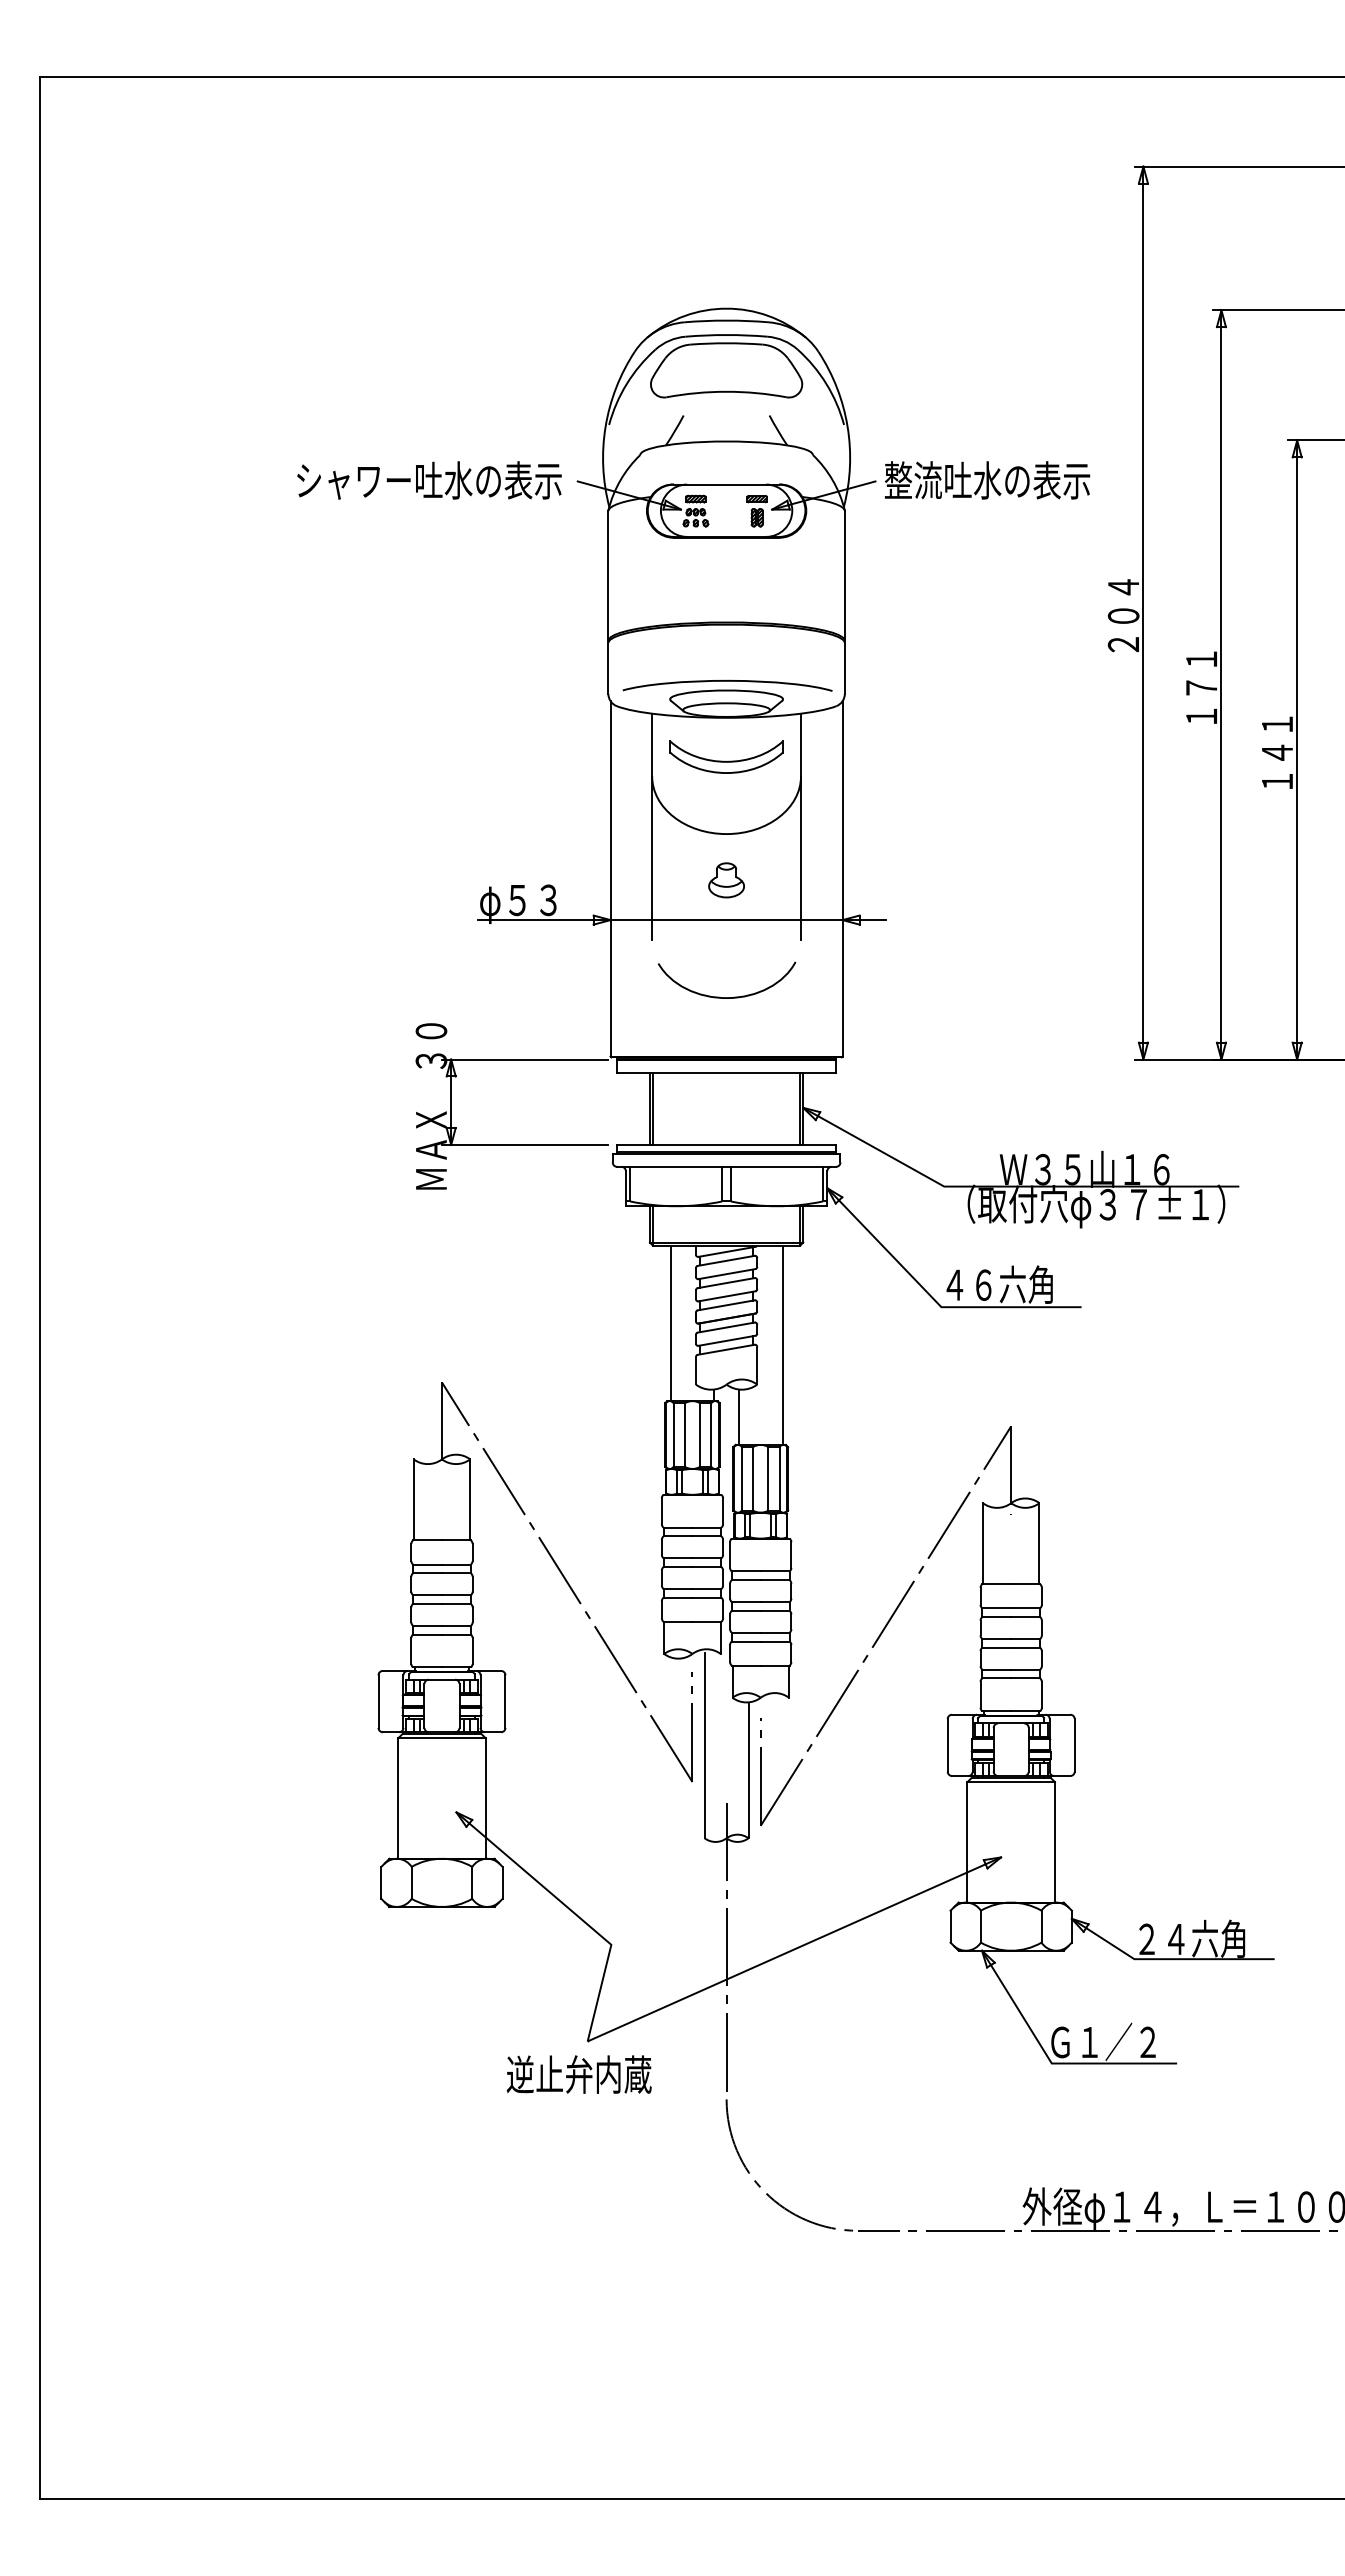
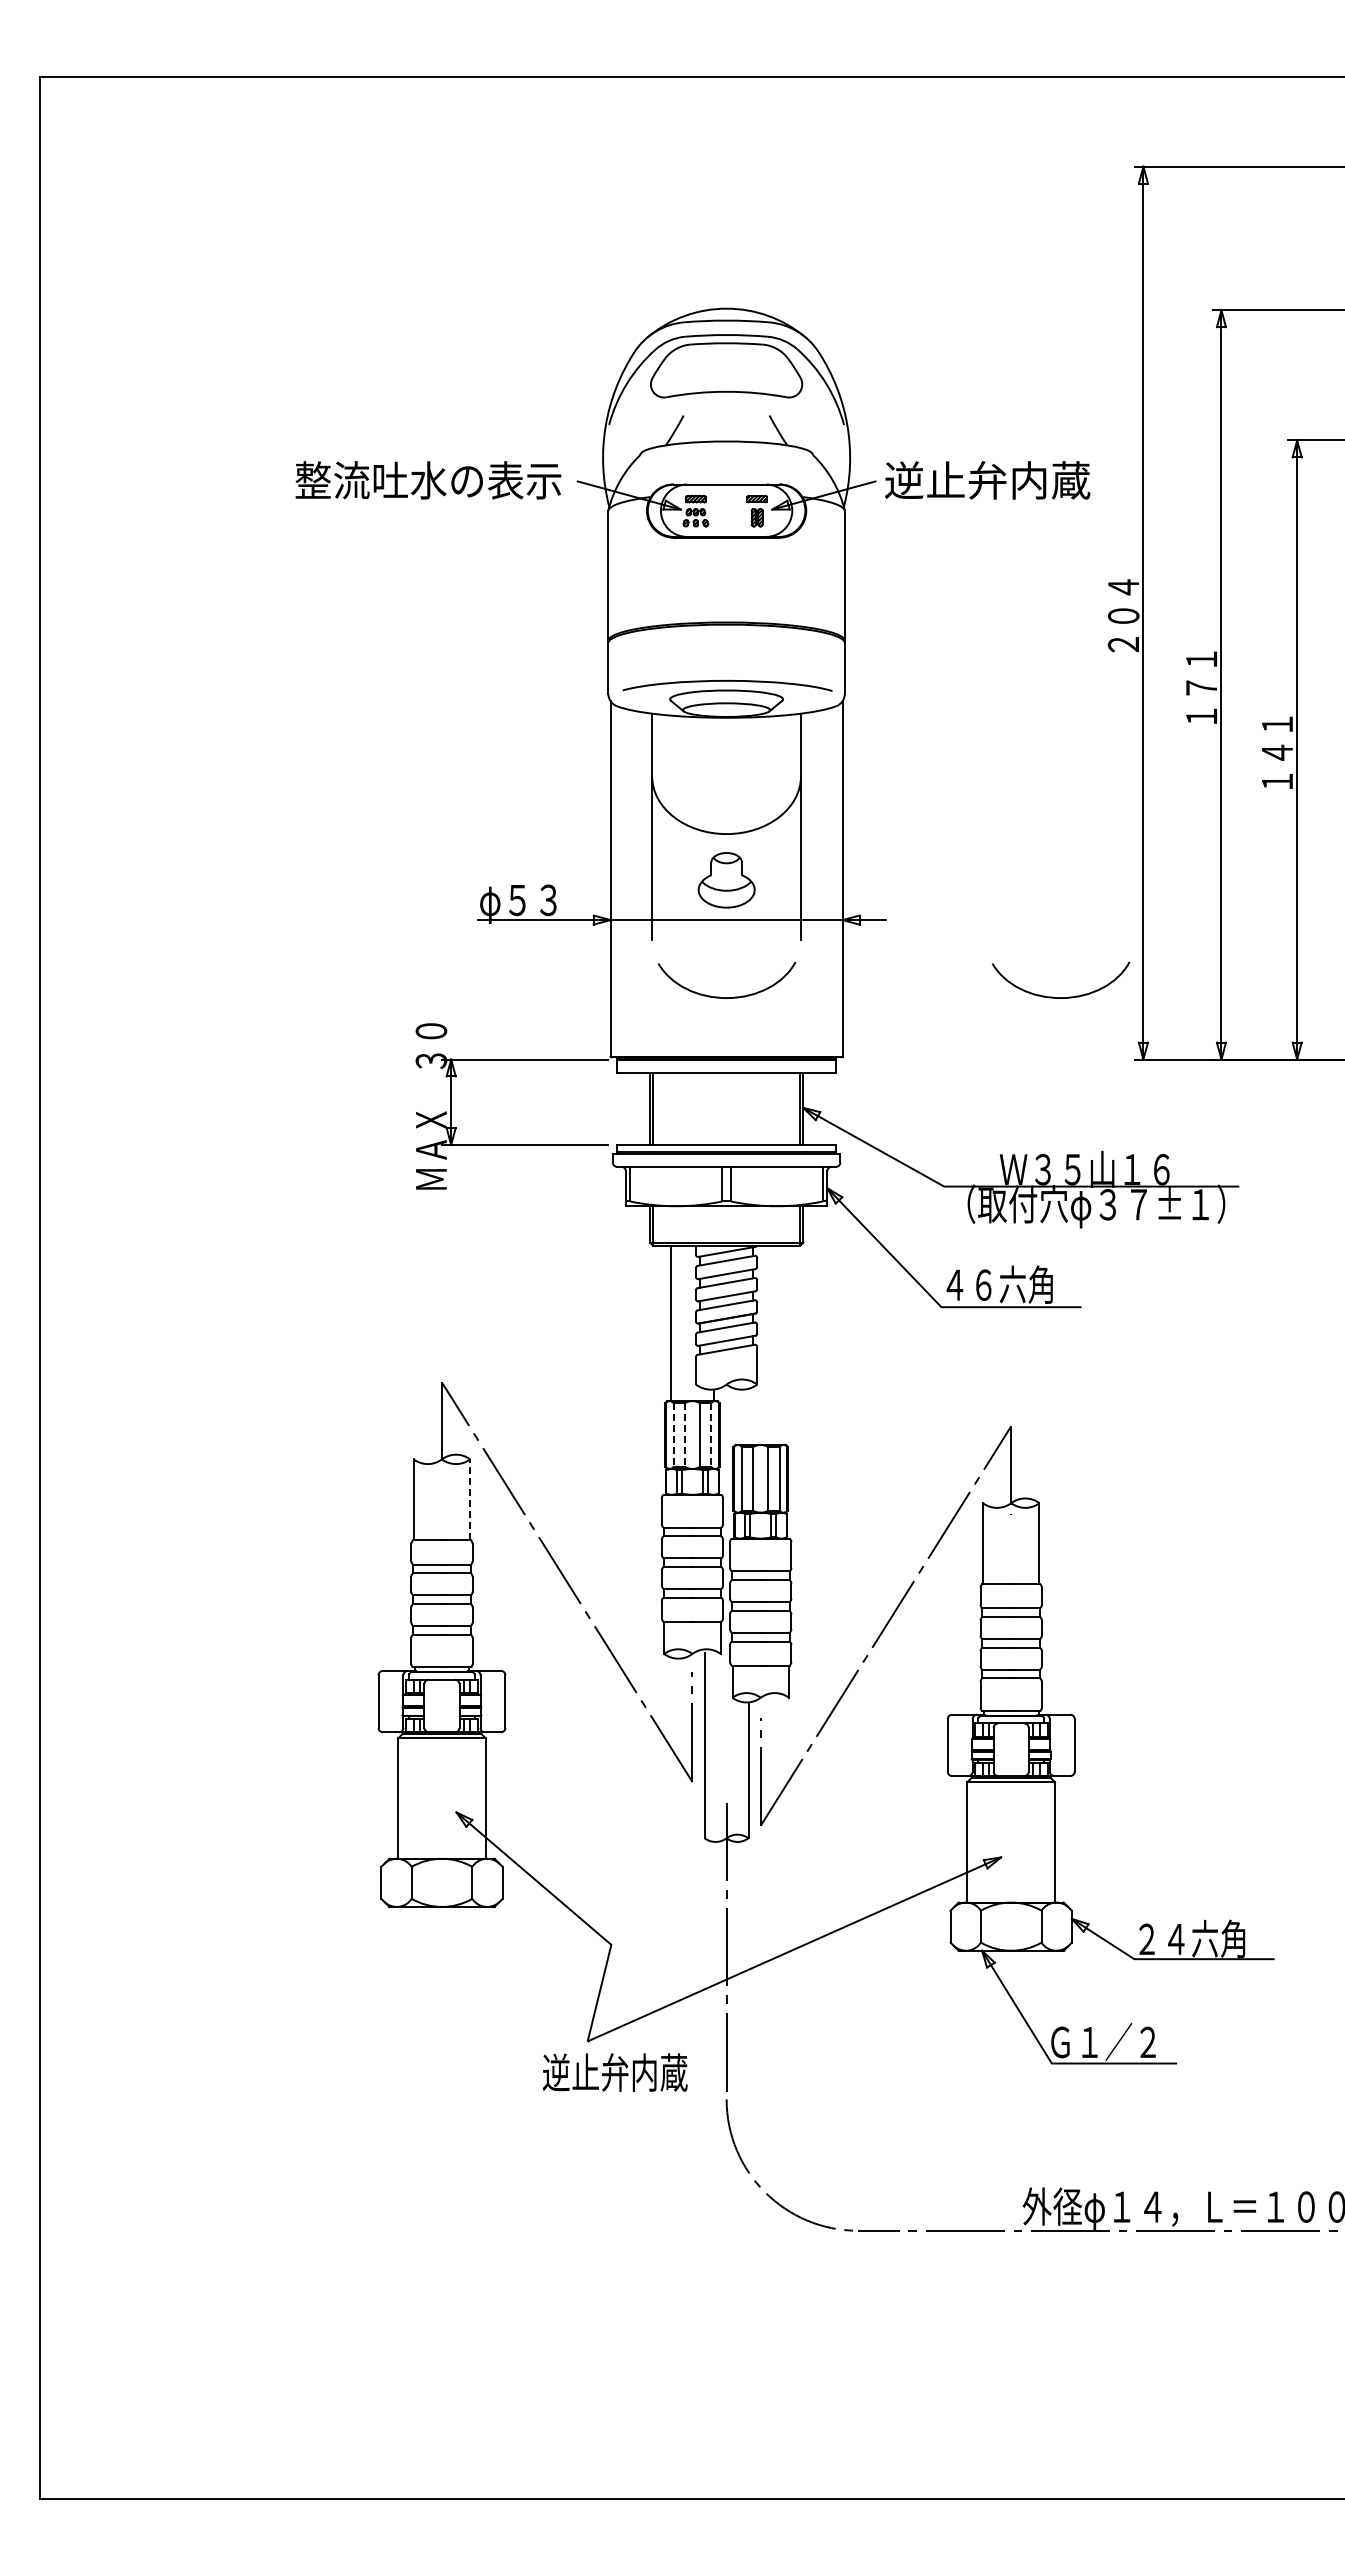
text: シャワー吐水の表示 -> 整流吐水の表示 (428, 480)
text: 整流吐水の表示 -> 逆止弁内蔵 (987, 480)
part: present -> none (726, 756)
part size: 37x37 px -> 59x57 px (726, 880)
curve: none -> present (1060, 997)
line: present -> none (782, 1344)
line: present -> none (738, 1416)
line: solid -> dashed (673, 1435)
line: solid -> dashed (684, 1435)
line: solid -> dashed (711, 1435)
line: solid -> dashed (470, 1499)
text position: (578, 2074) -> (614, 2072) (614, 2072)
